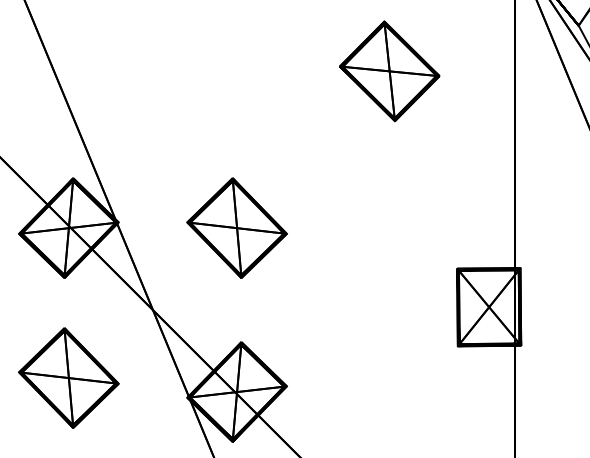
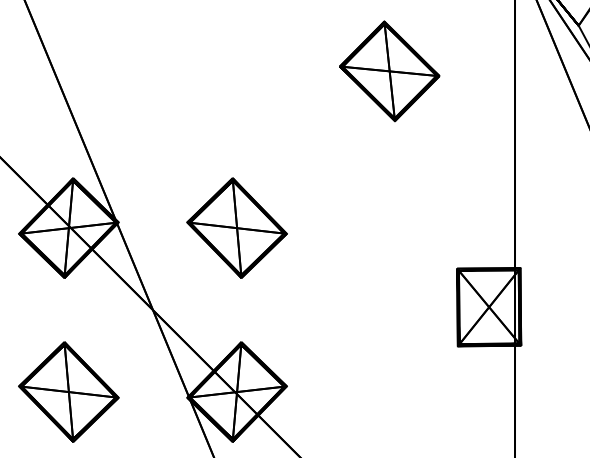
part position: (68, 377) -> (68, 391) (68, 391)
